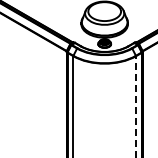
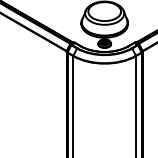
line: dashed -> solid (136, 106)
